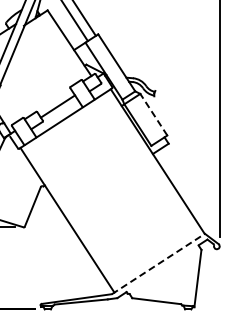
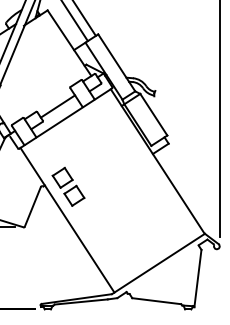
line: dashed -> solid (153, 114)
part: none -> present (68, 186)
line: dashed -> solid (158, 263)
